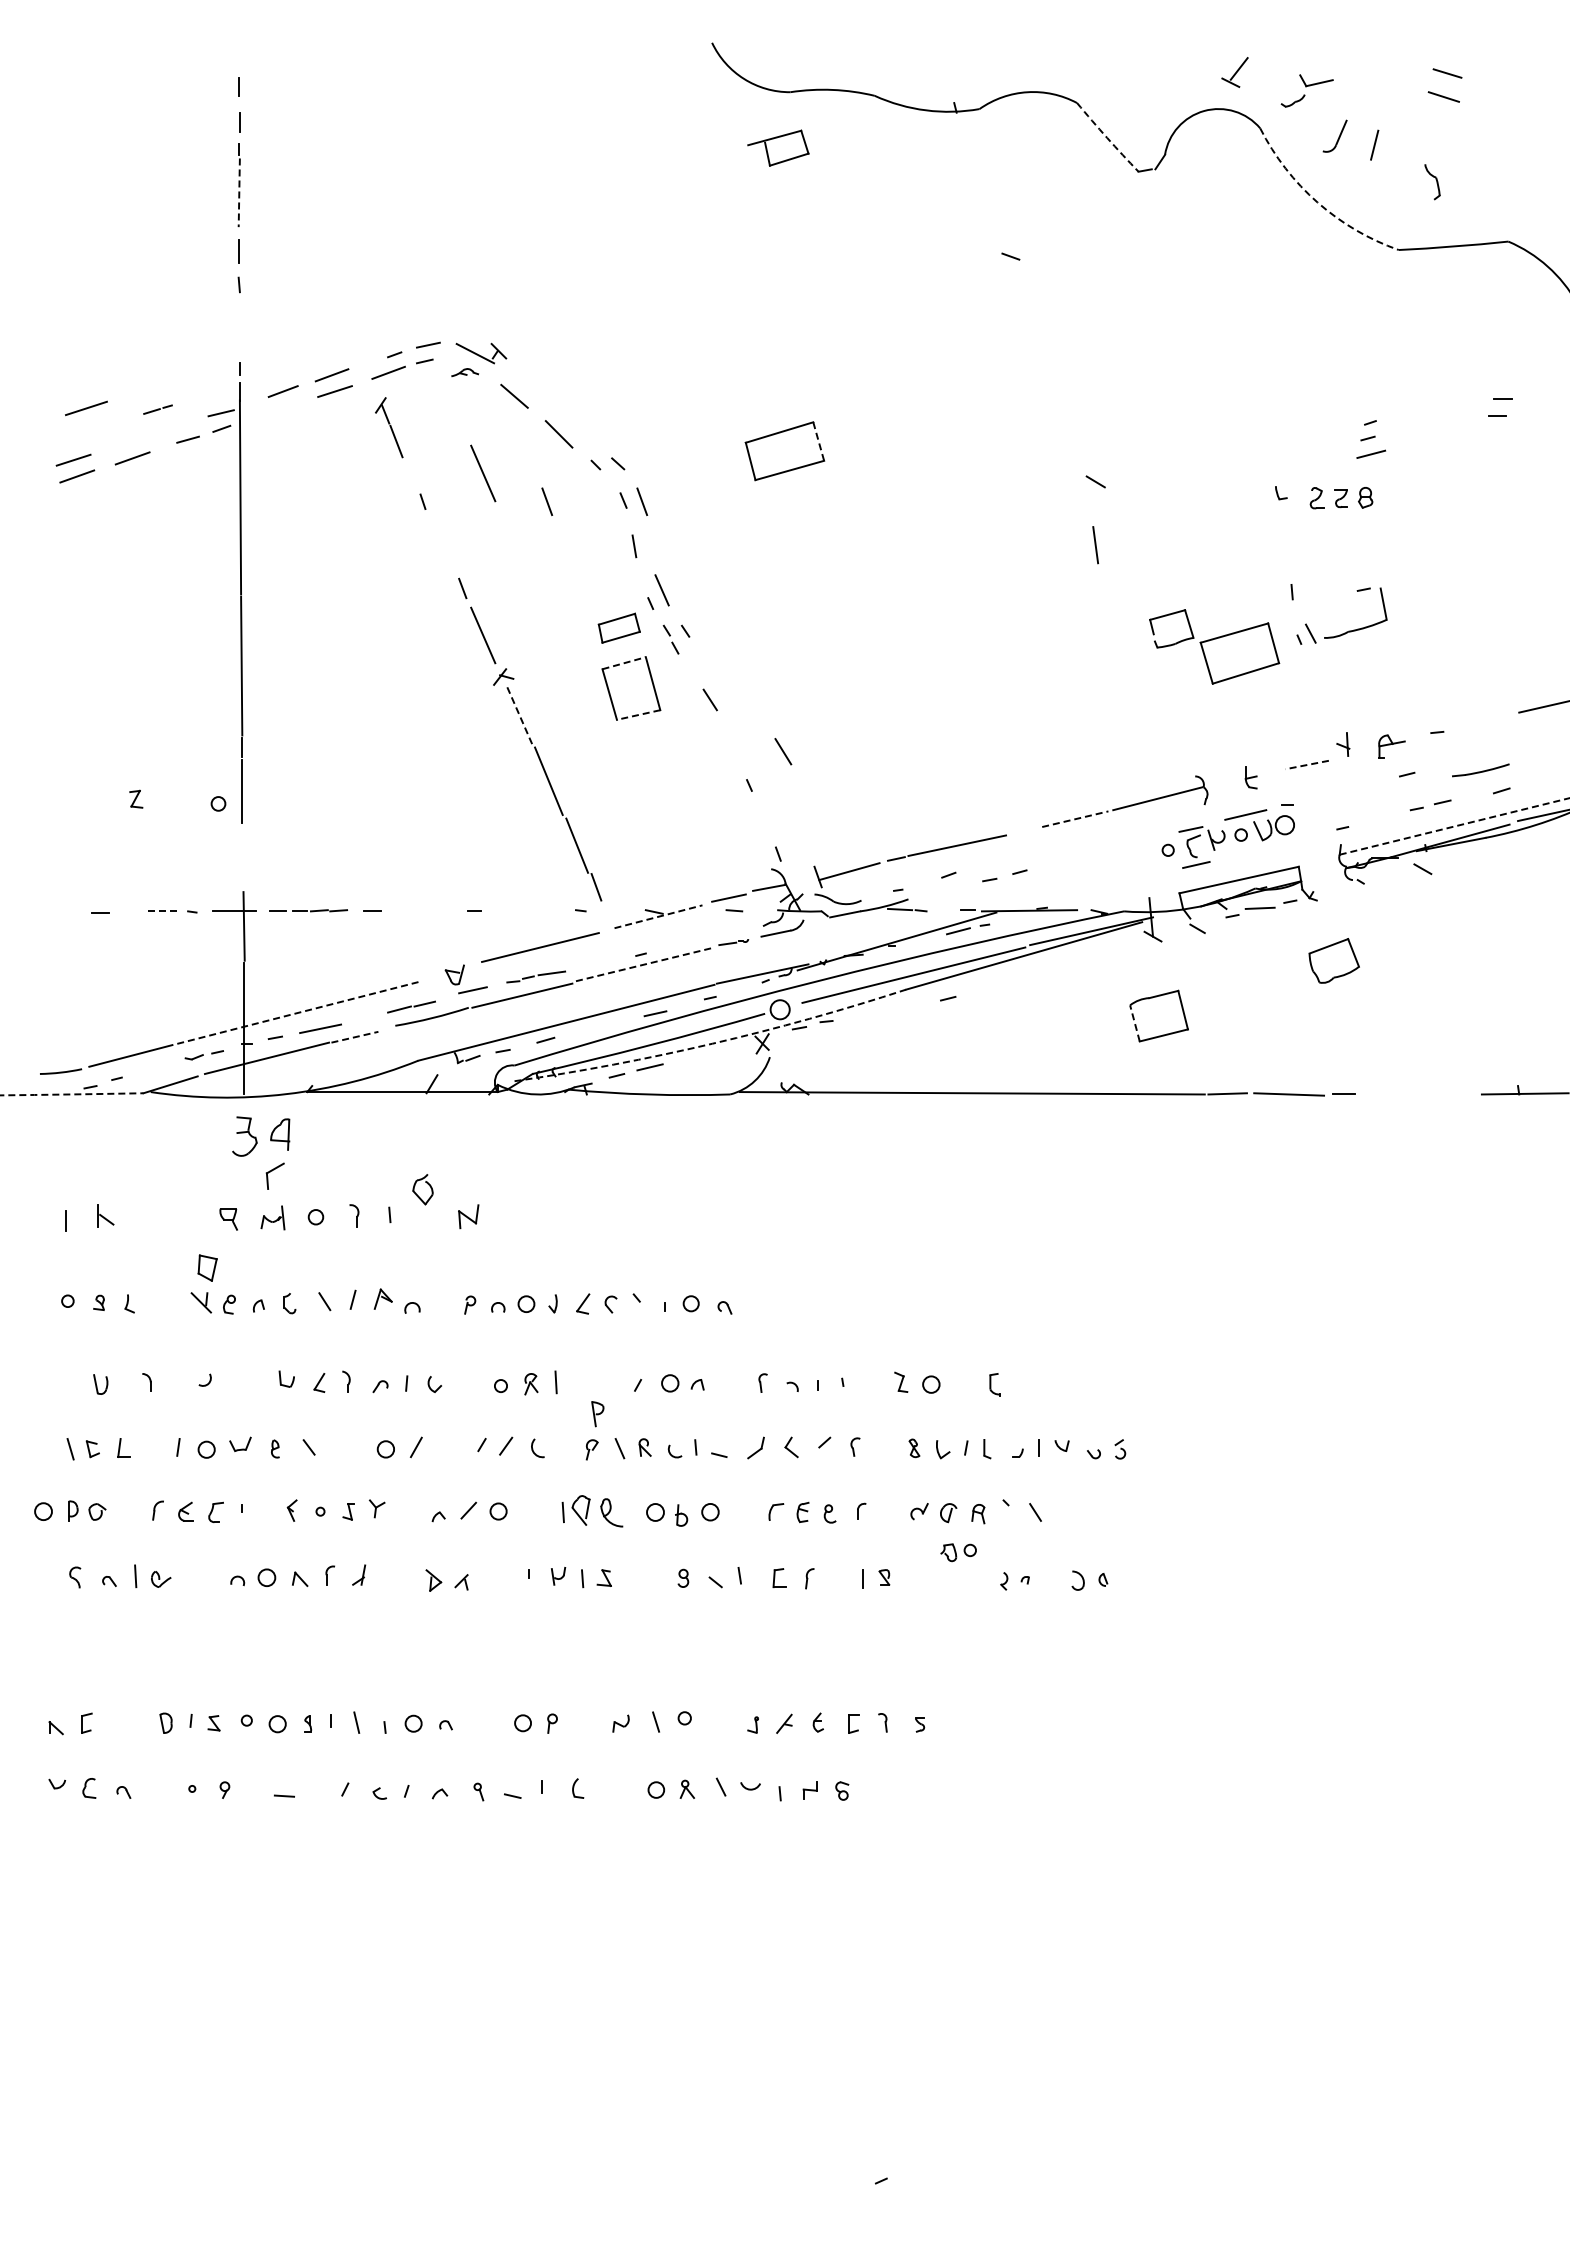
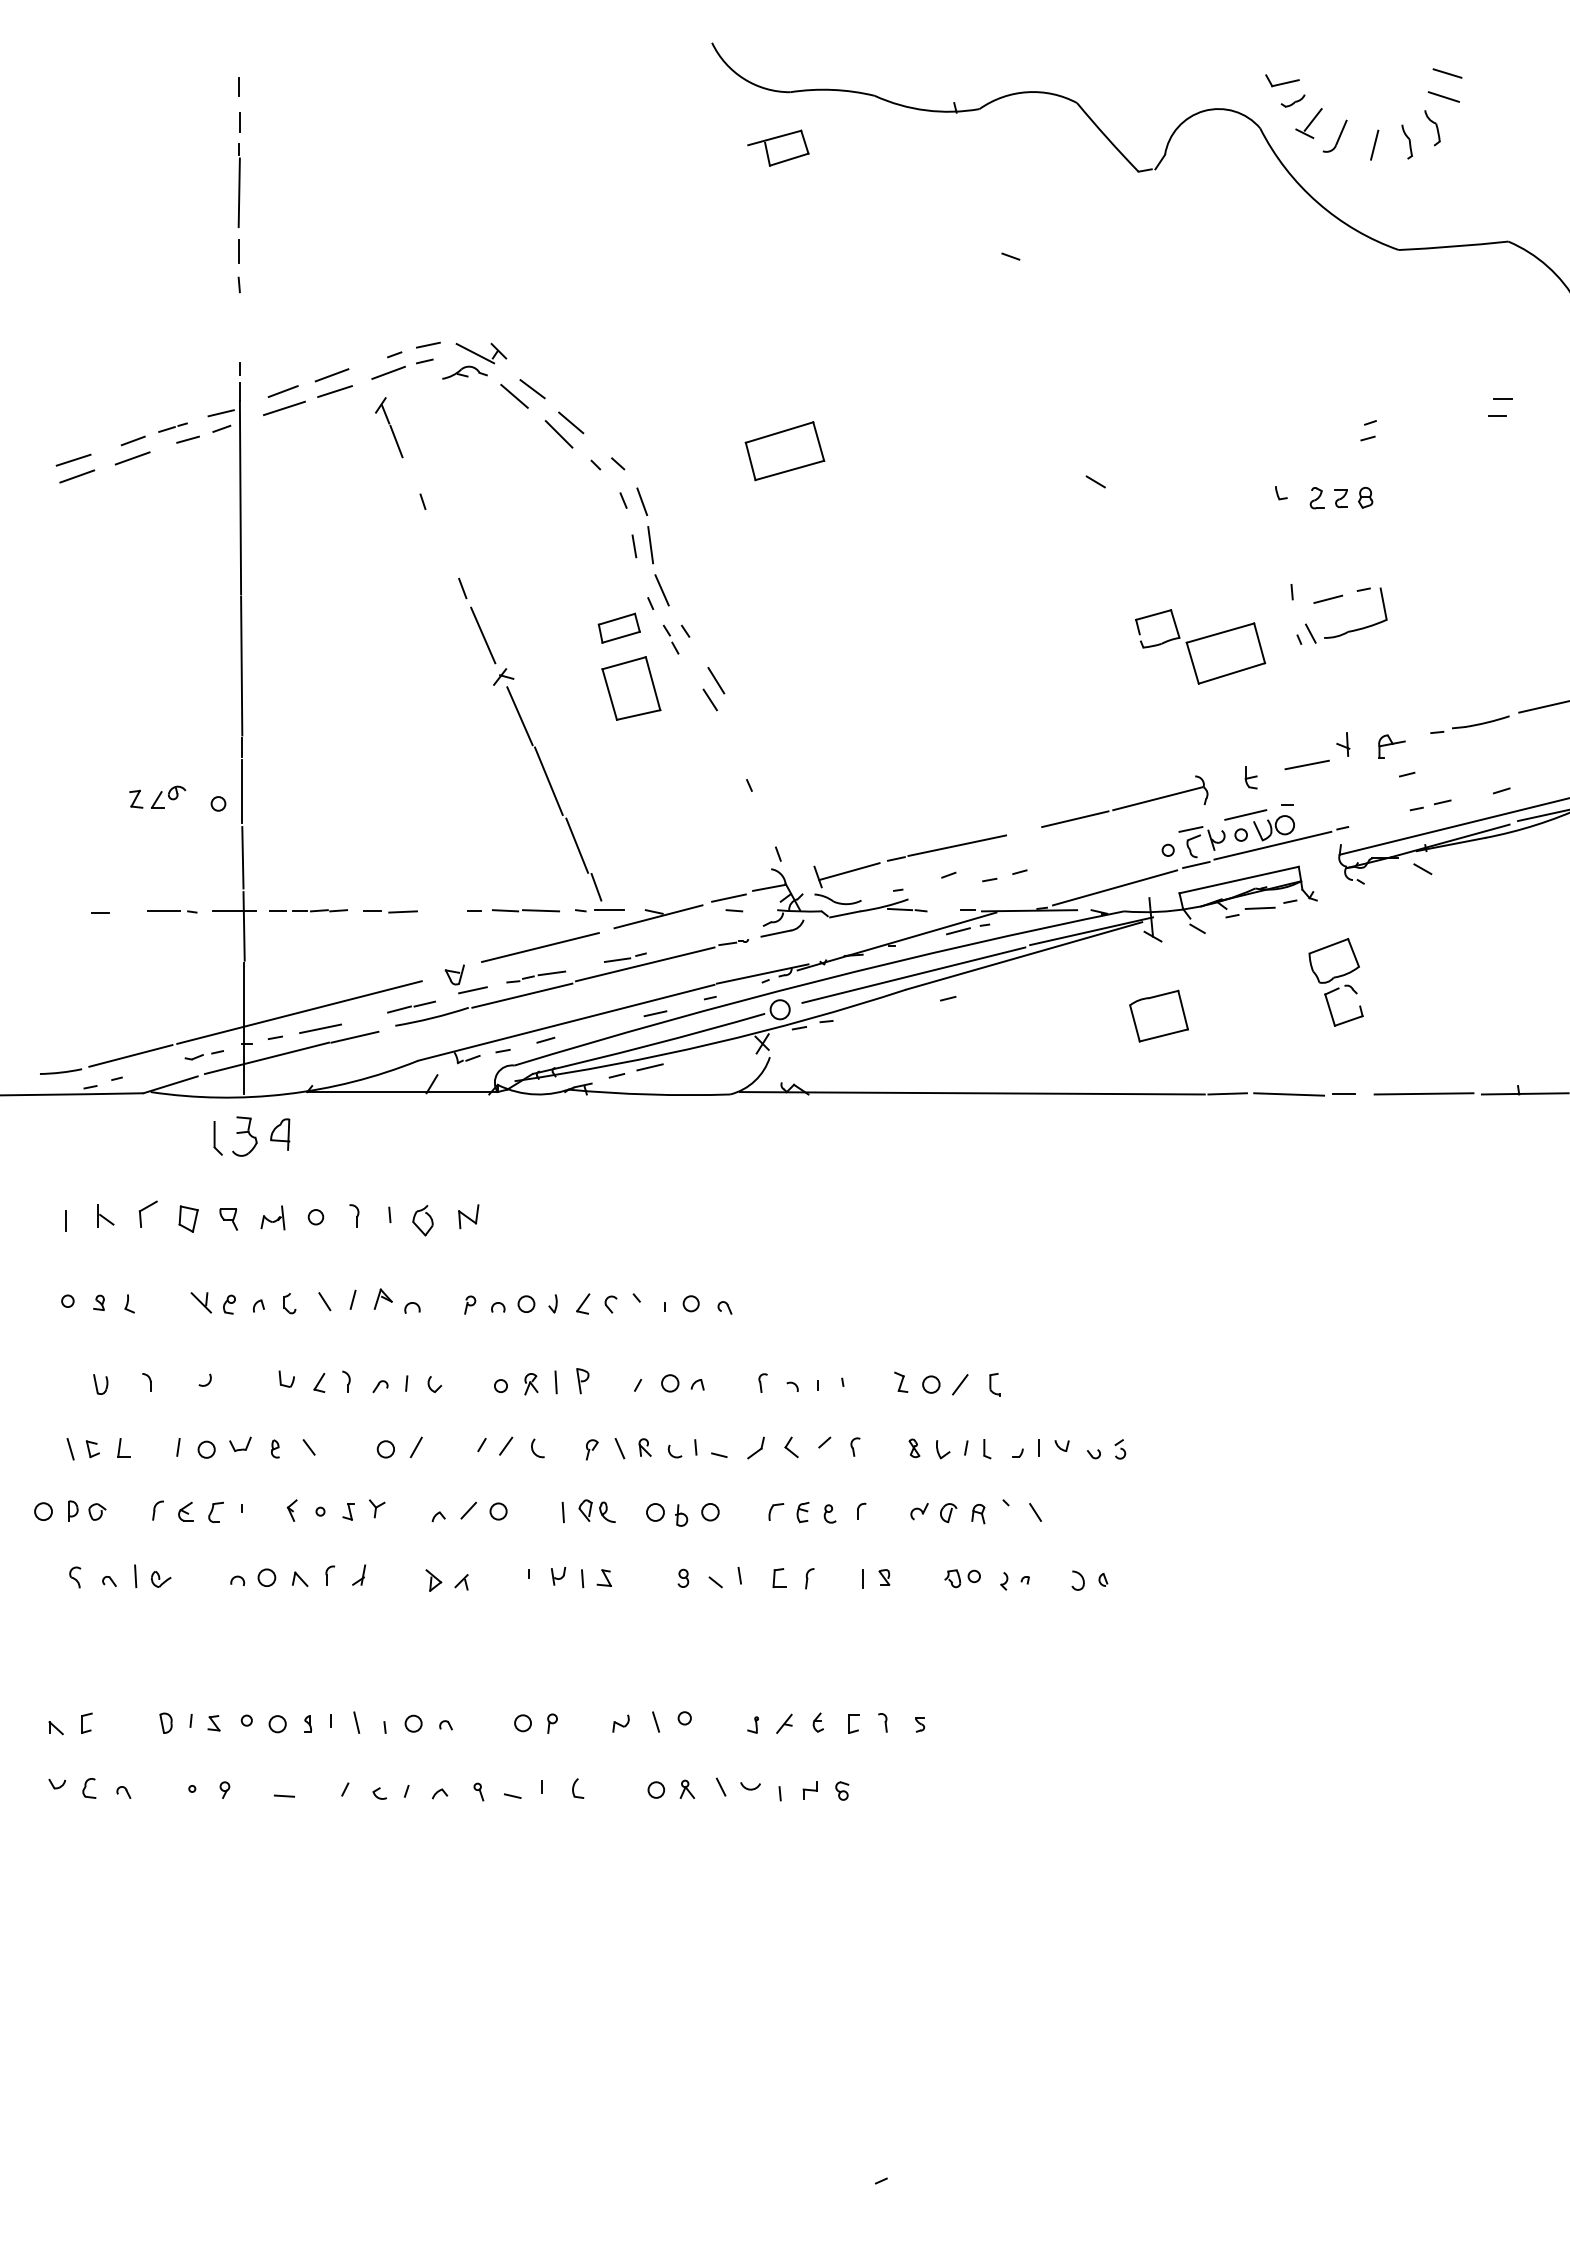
part position: (1234, 72) -> (1308, 123) (1308, 123)
part position: (1316, 80) -> (1282, 80) (1282, 80)
arc: dashed -> solid (1107, 137)
part: none -> present (1407, 141)
part position: (1432, 182) -> (1432, 128) (1432, 128)
line: dashed -> solid (239, 193)
arc: dashed -> solid (1317, 202)
part size: 29x9 px -> 46x15 px (464, 372)
line: none -> present (532, 389)
line position: (86, 407) -> (284, 407) (284, 407)
line position: (157, 409) -> (172, 427) (172, 427)
line: none -> present (571, 422)
line: none -> present (132, 440)
line: dashed -> solid (818, 442)
line position: (1371, 453) -> (1328, 598) (1328, 598)
line: present -> none (483, 473)
line: present -> none (547, 501)
line position: (1095, 545) -> (650, 545) (650, 545)
part position: (1214, 646) -> (1200, 646) (1200, 646)
line: dashed -> solid (624, 663)
line: dashed -> solid (638, 715)
line: dashed -> solid (519, 716)
line position: (783, 751) -> (716, 680) (716, 680)
line: dashed -> solid (1306, 765)
part position: (1480, 770) -> (1480, 722) (1480, 722)
part: none -> present (168, 796)
line: dashed -> solid (1075, 819)
line: dashed -> solid (1455, 826)
line: none -> present (1272, 845)
line: none -> present (242, 857)
line: none -> present (1115, 887)
line: none -> present (609, 909)
line: none -> present (525, 910)
line: dashed -> solid (164, 911)
line: none -> present (402, 911)
line: dashed -> solid (658, 916)
line: none -> present (617, 959)
line: dashed -> solid (645, 964)
part: none -> present (1331, 1010)
line: dashed -> solid (300, 1012)
line: dashed -> solid (1134, 1023)
line: dashed -> solid (355, 1037)
arc: dashed -> solid (712, 1043)
line: none -> present (1423, 1093)
arc: dashed -> solid (72, 1094)
part: none -> present (217, 1138)
part position: (274, 1175) -> (147, 1213) (147, 1213)
part position: (427, 1184) -> (427, 1215) (427, 1215)
part position: (207, 1267) -> (188, 1218) (188, 1218)
line: none -> present (960, 1384)
part position: (597, 1414) -> (582, 1381) (582, 1381)
part size: 53x33 px -> 38x24 px (596, 1510)
part position: (958, 1552) -> (962, 1578) (962, 1578)
